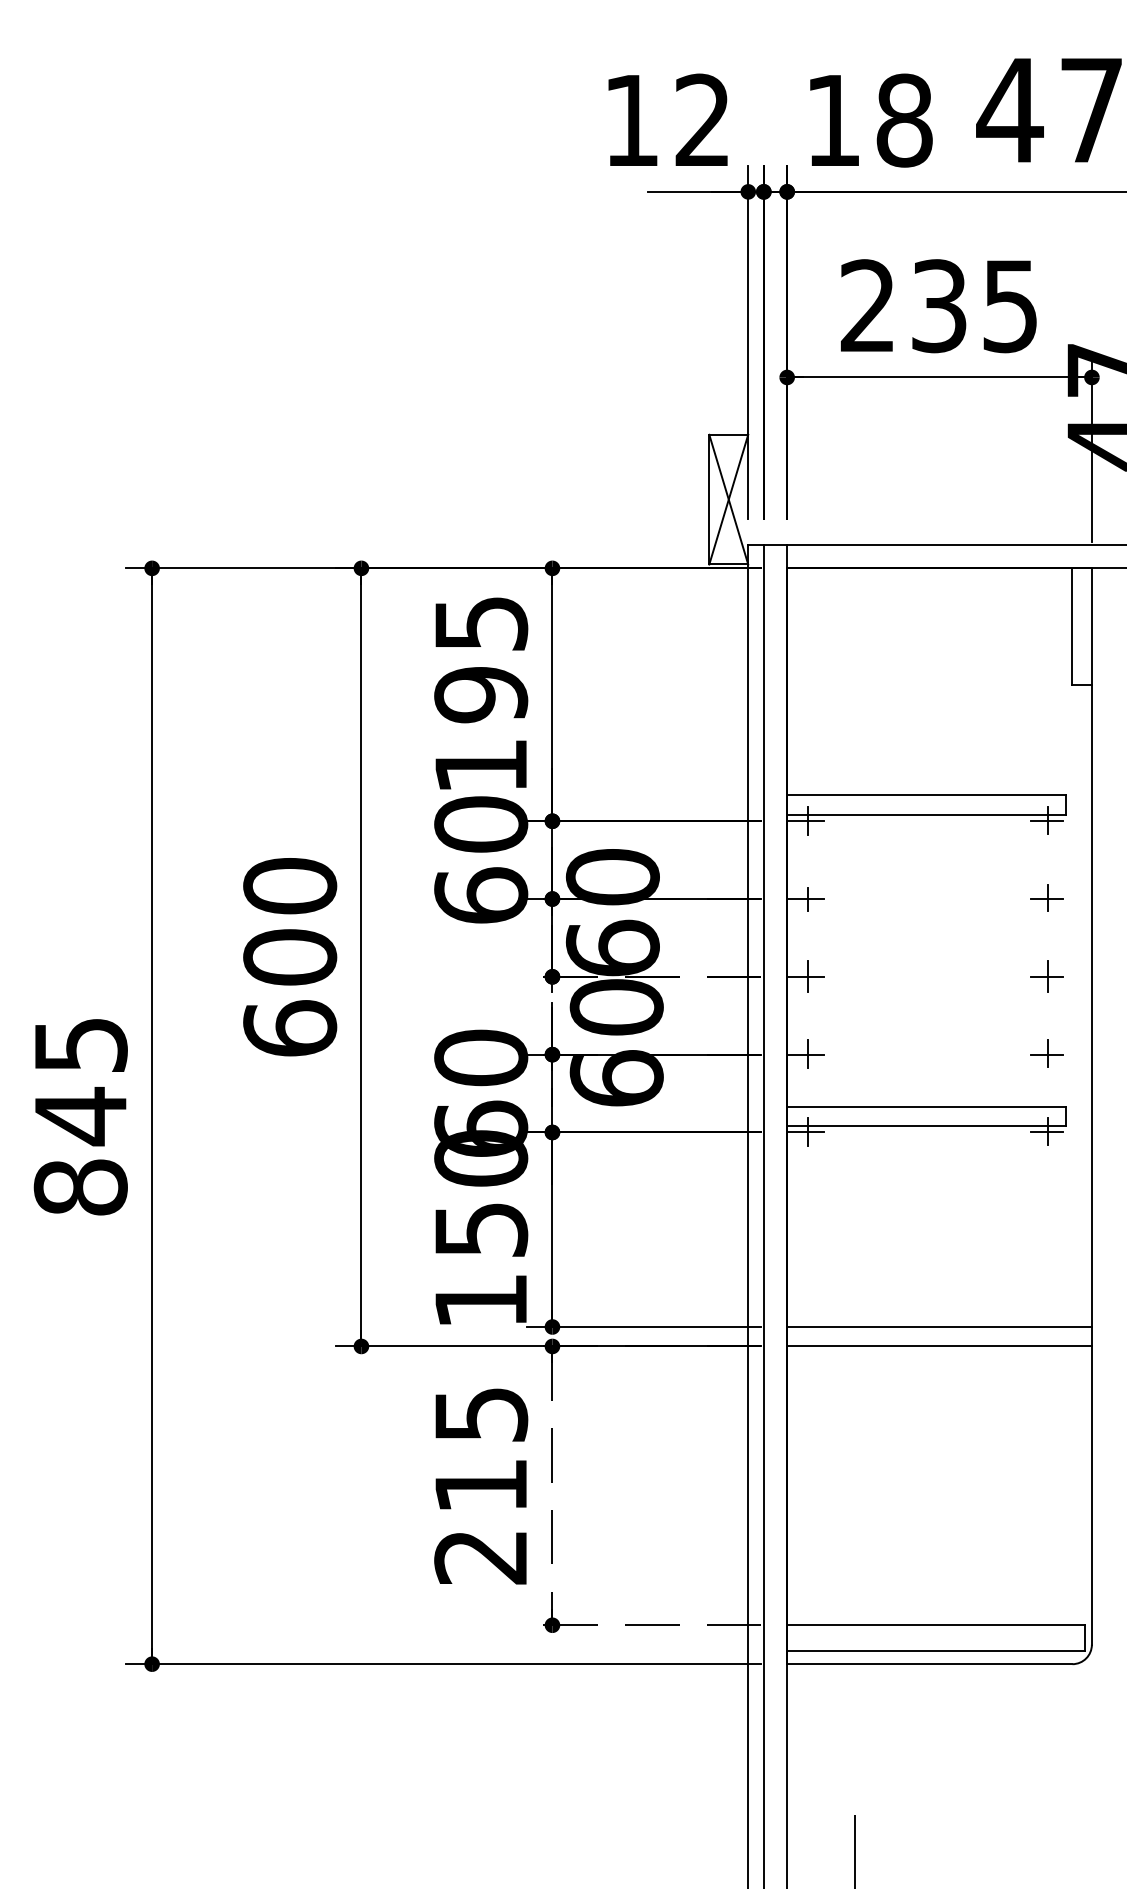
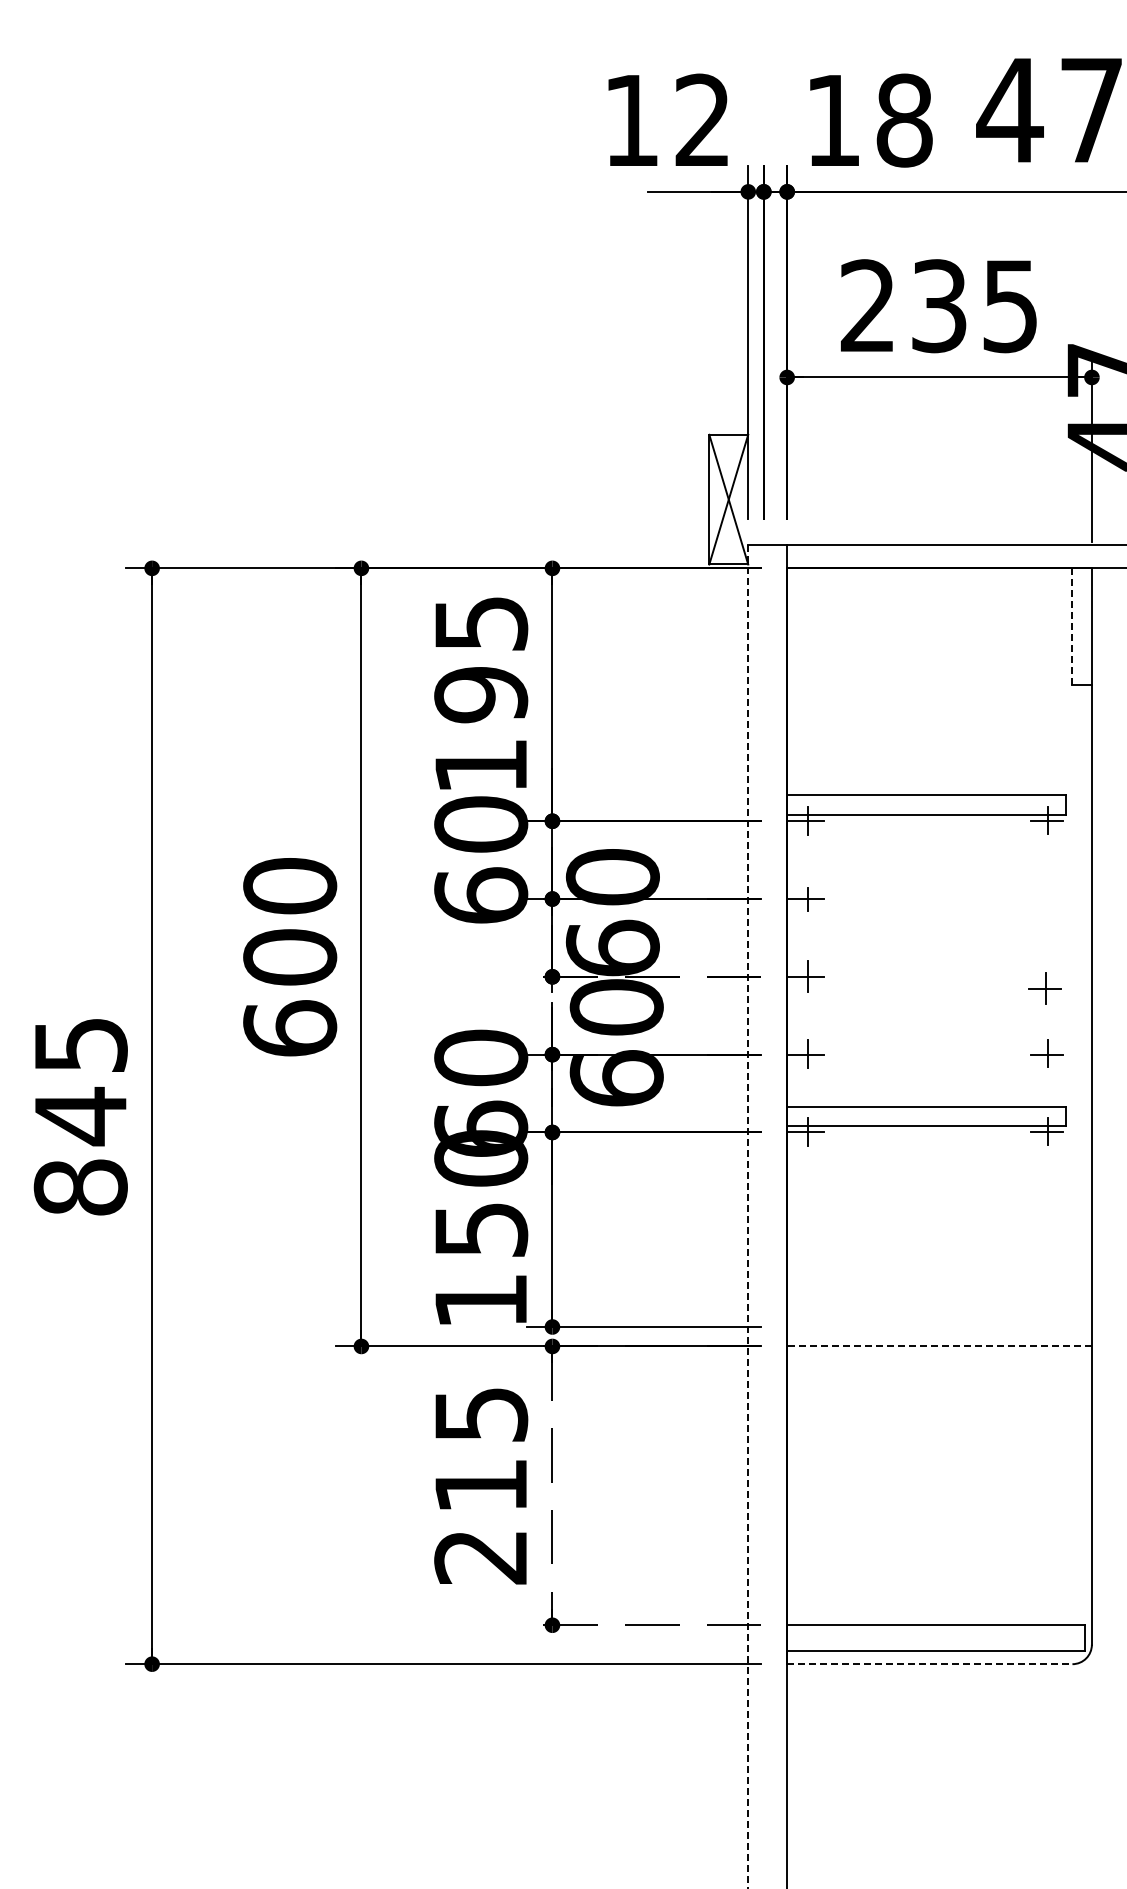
line: solid -> dashed (1072, 626)
part: present -> none (1046, 897)
part position: (1046, 976) -> (1044, 988) (1044, 988)
line: present -> none (763, 1215)
line: solid -> dashed (748, 1216)
line: present -> none (939, 1327)
line: solid -> dashed (939, 1346)
line: solid -> dashed (929, 1664)
line: present -> none (854, 1850)
